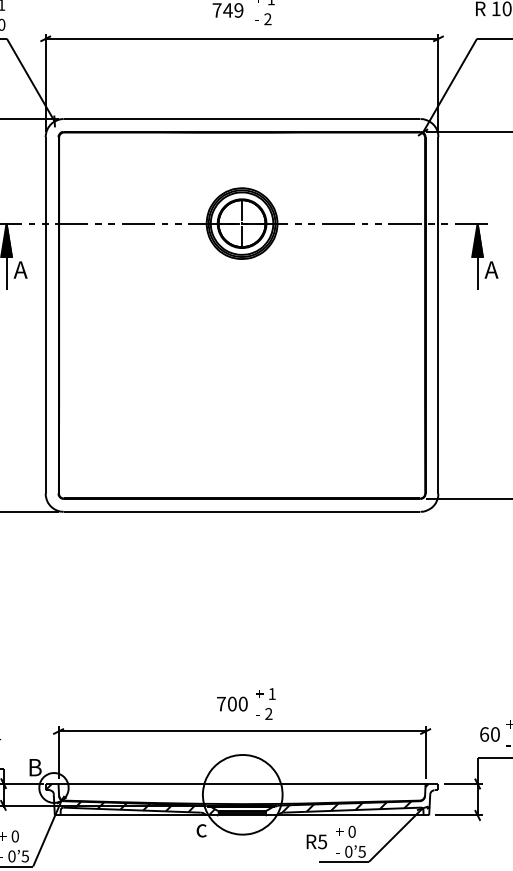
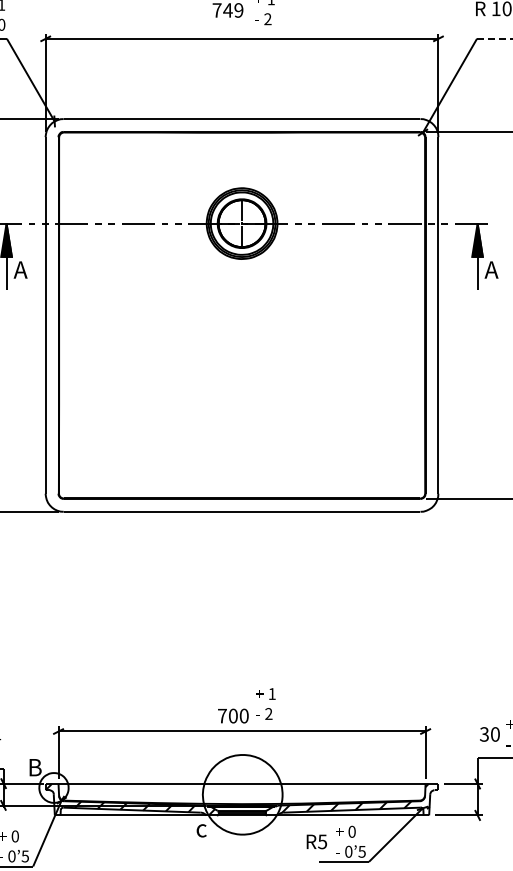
line: solid -> dashed (494, 38)
text position: (232, 703) -> (233, 715) (233, 715)
text: 60 -> 30 (484, 734)
